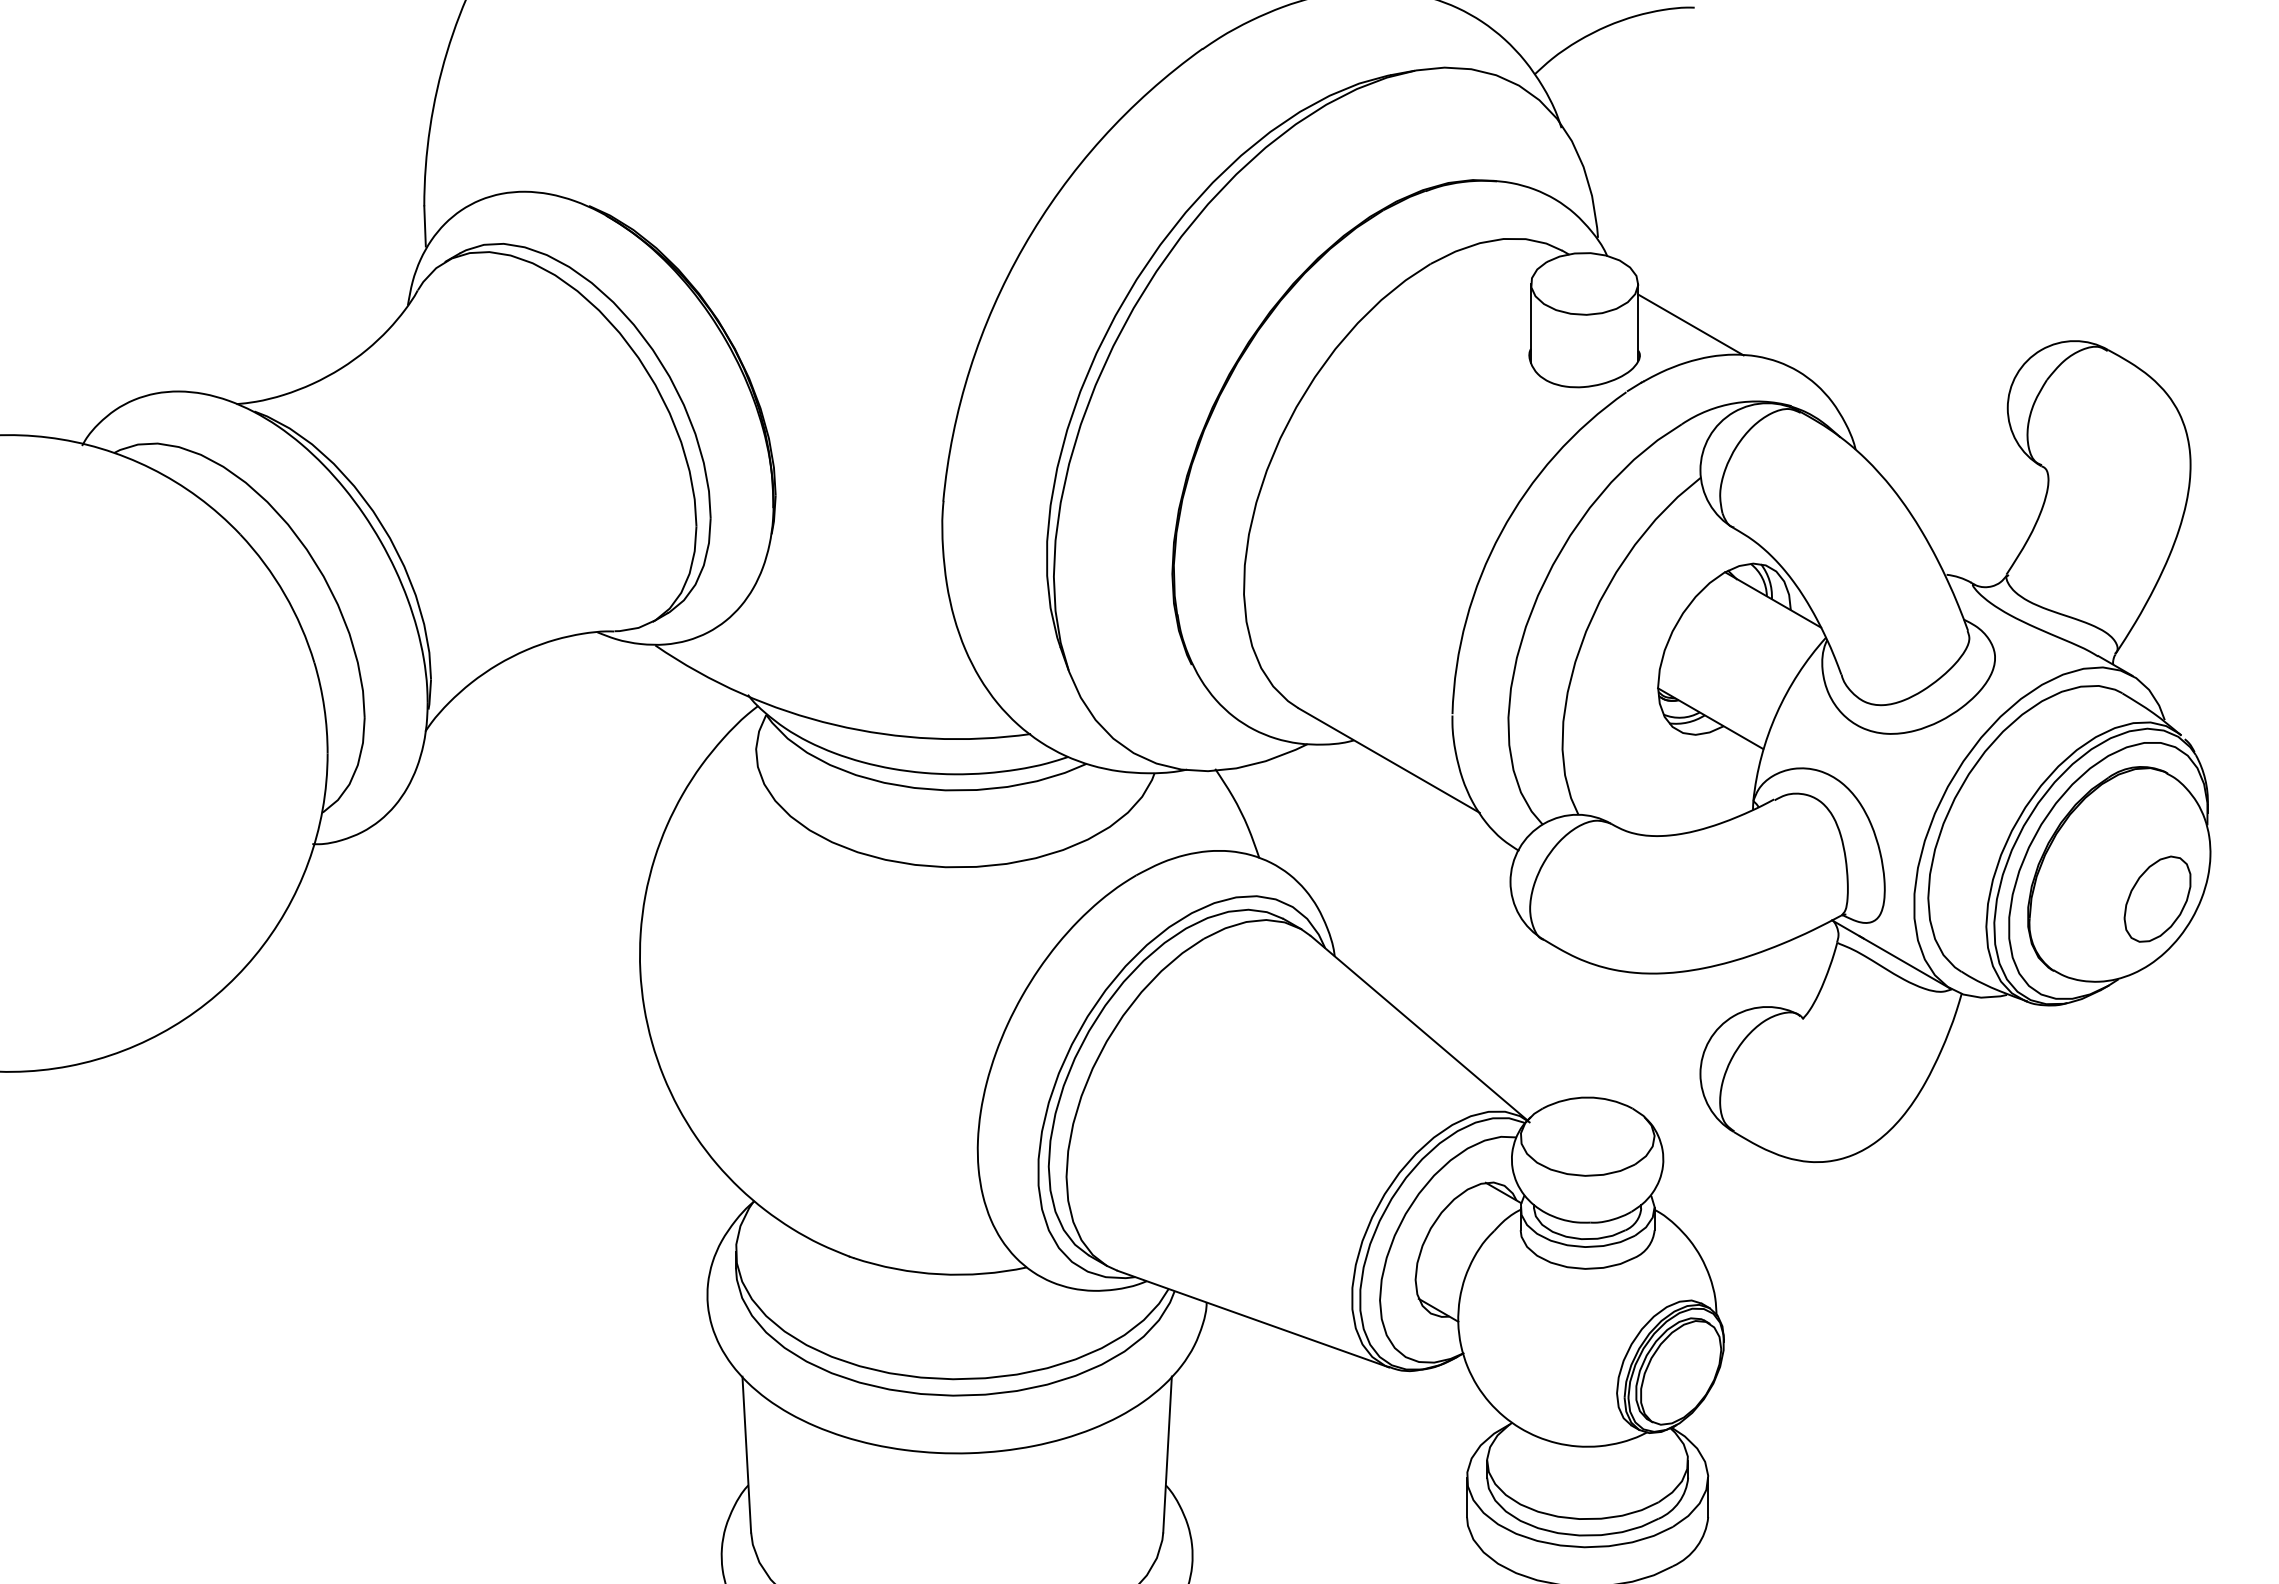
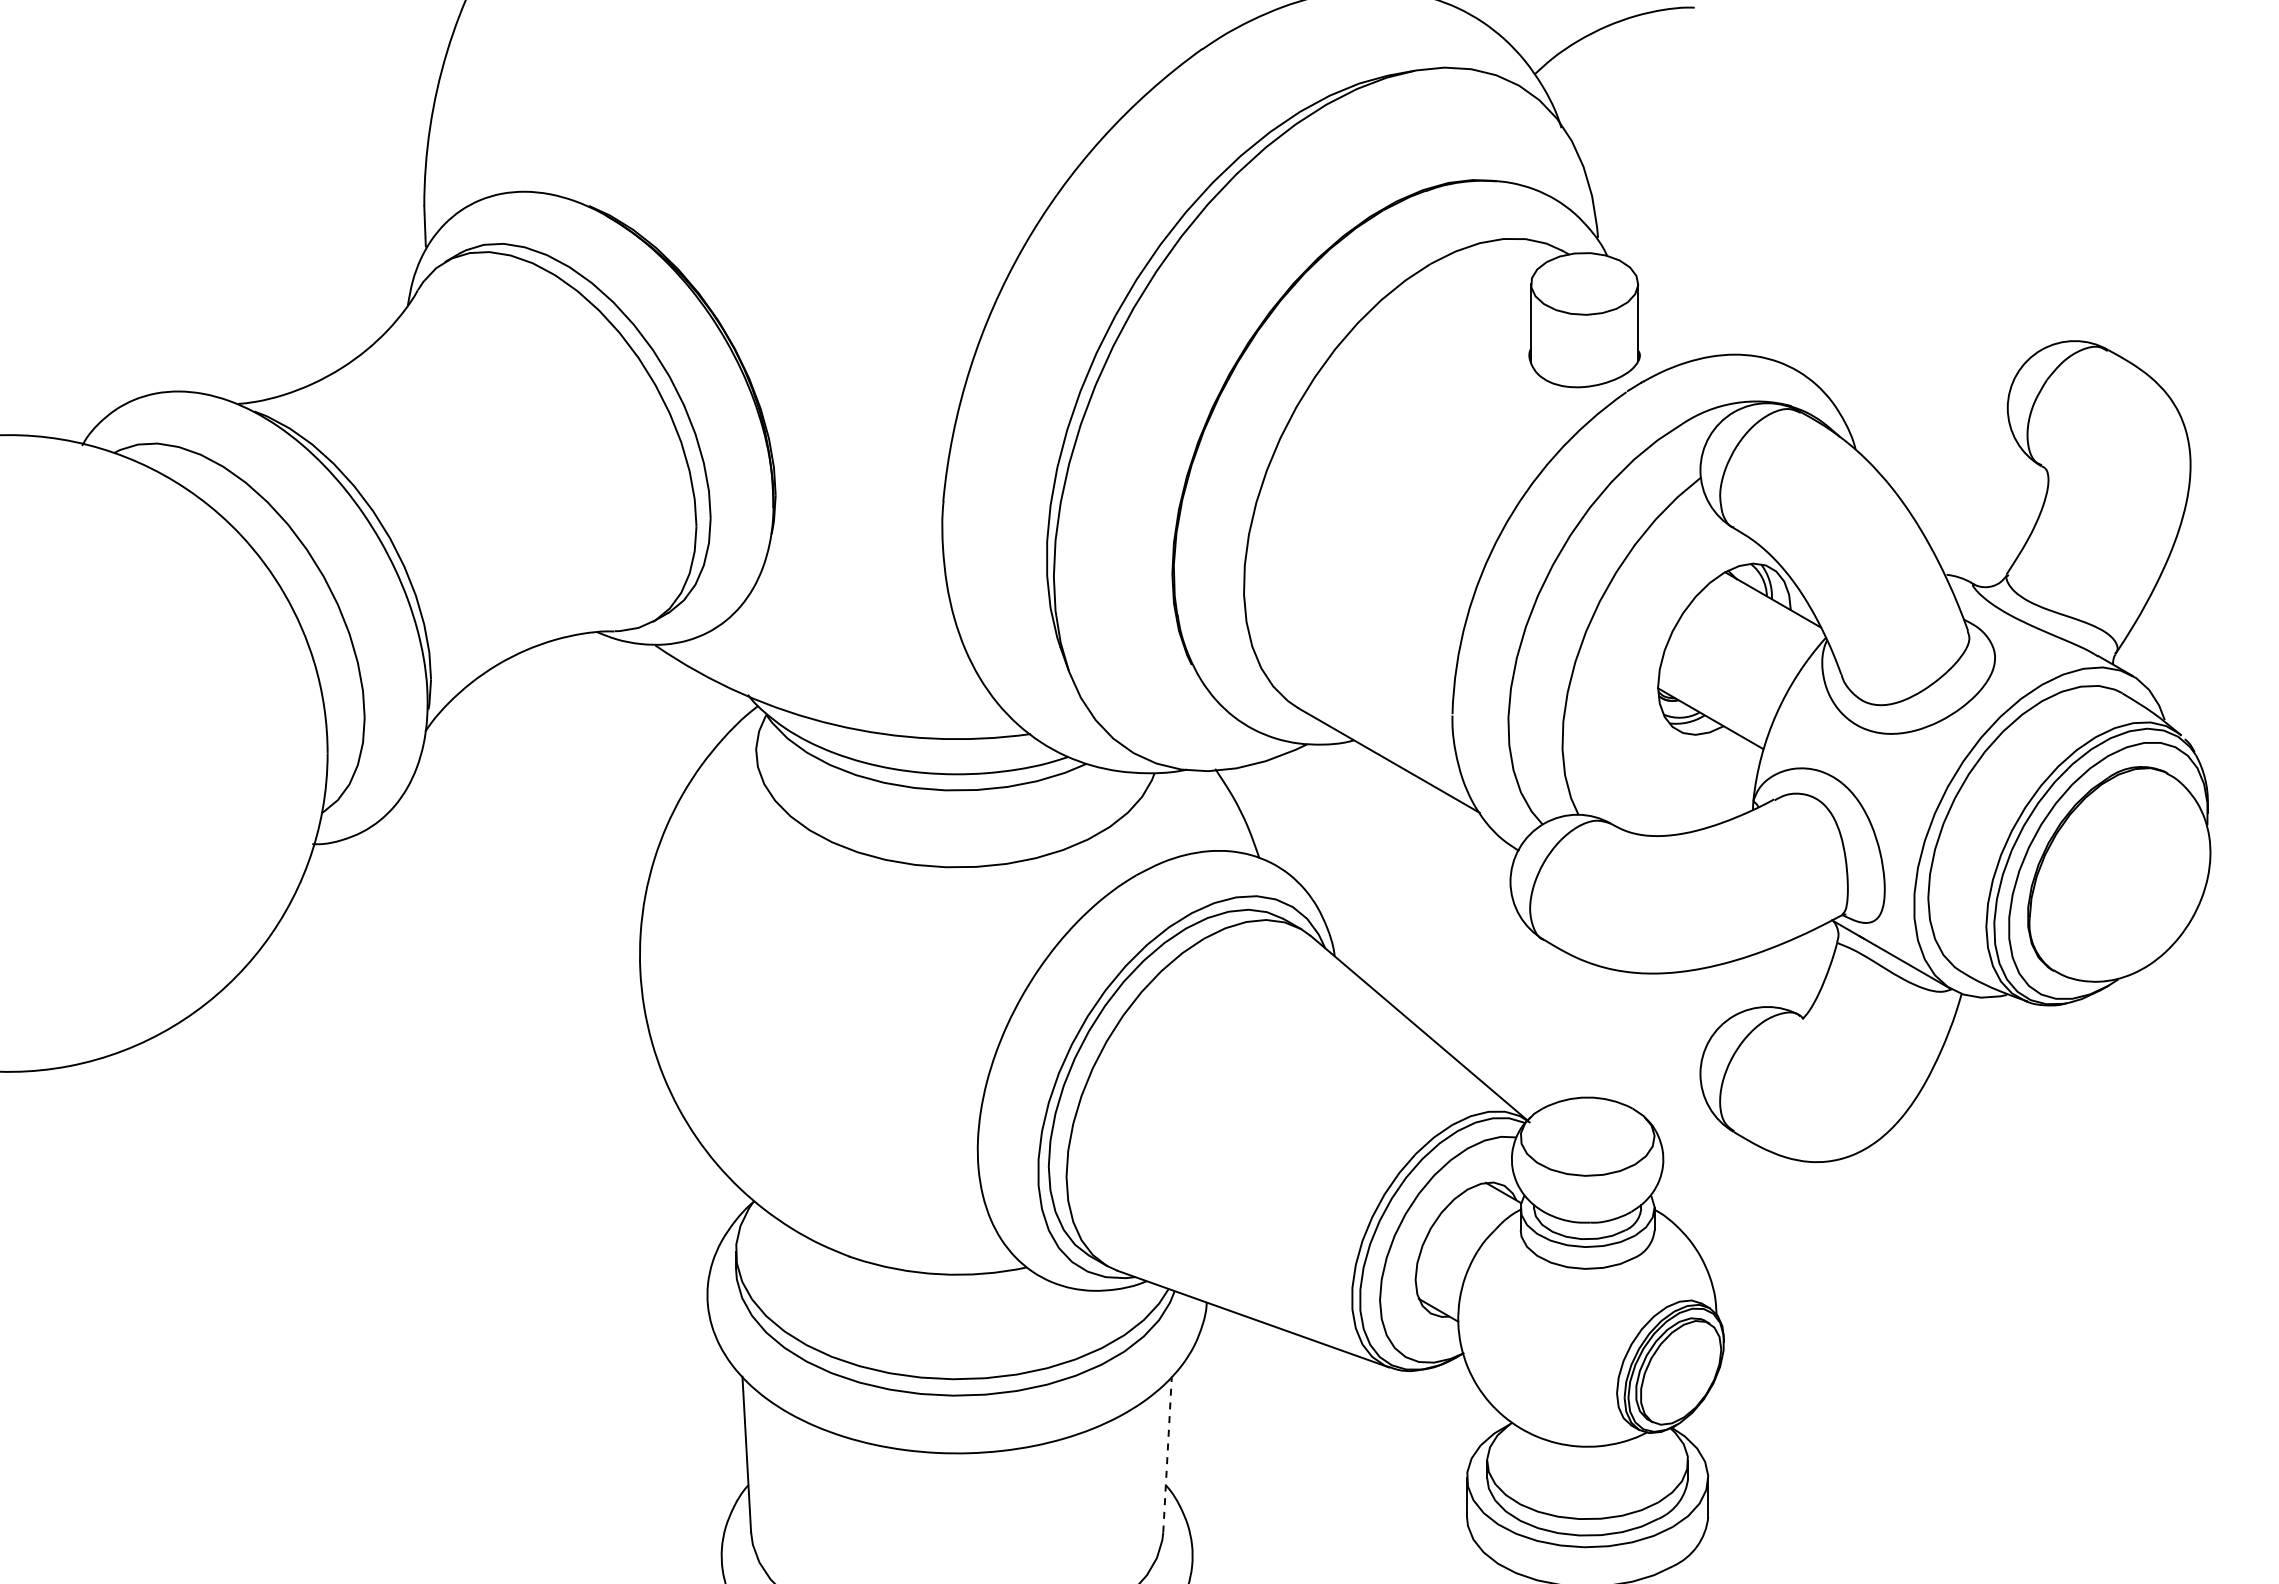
line: present -> none (1690, 324)
part: present -> none (2157, 898)
line: solid -> dashed (1167, 1454)
